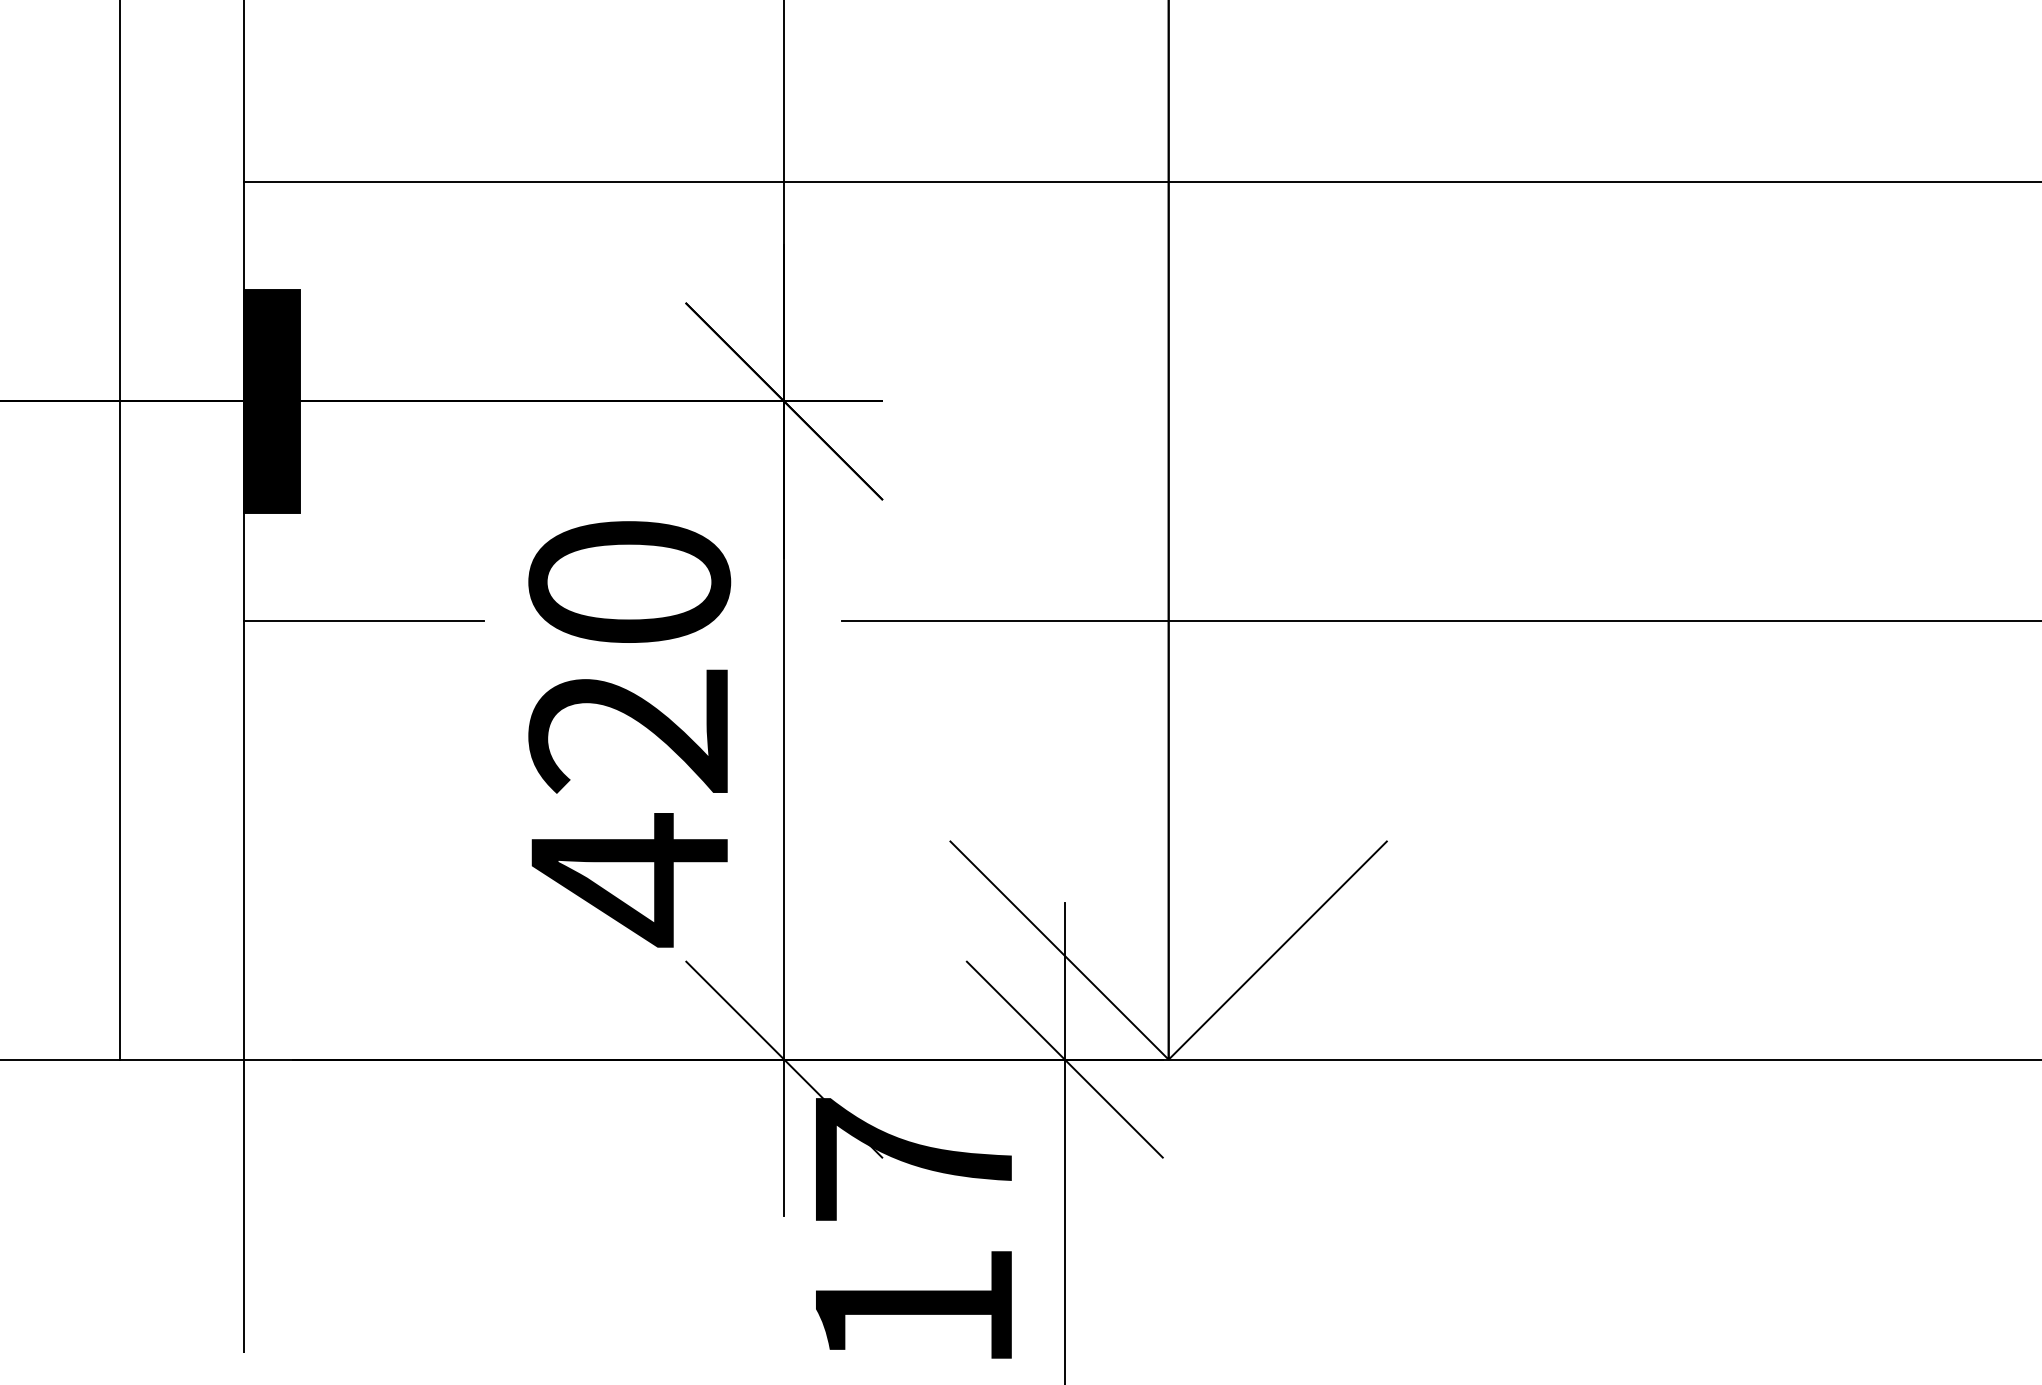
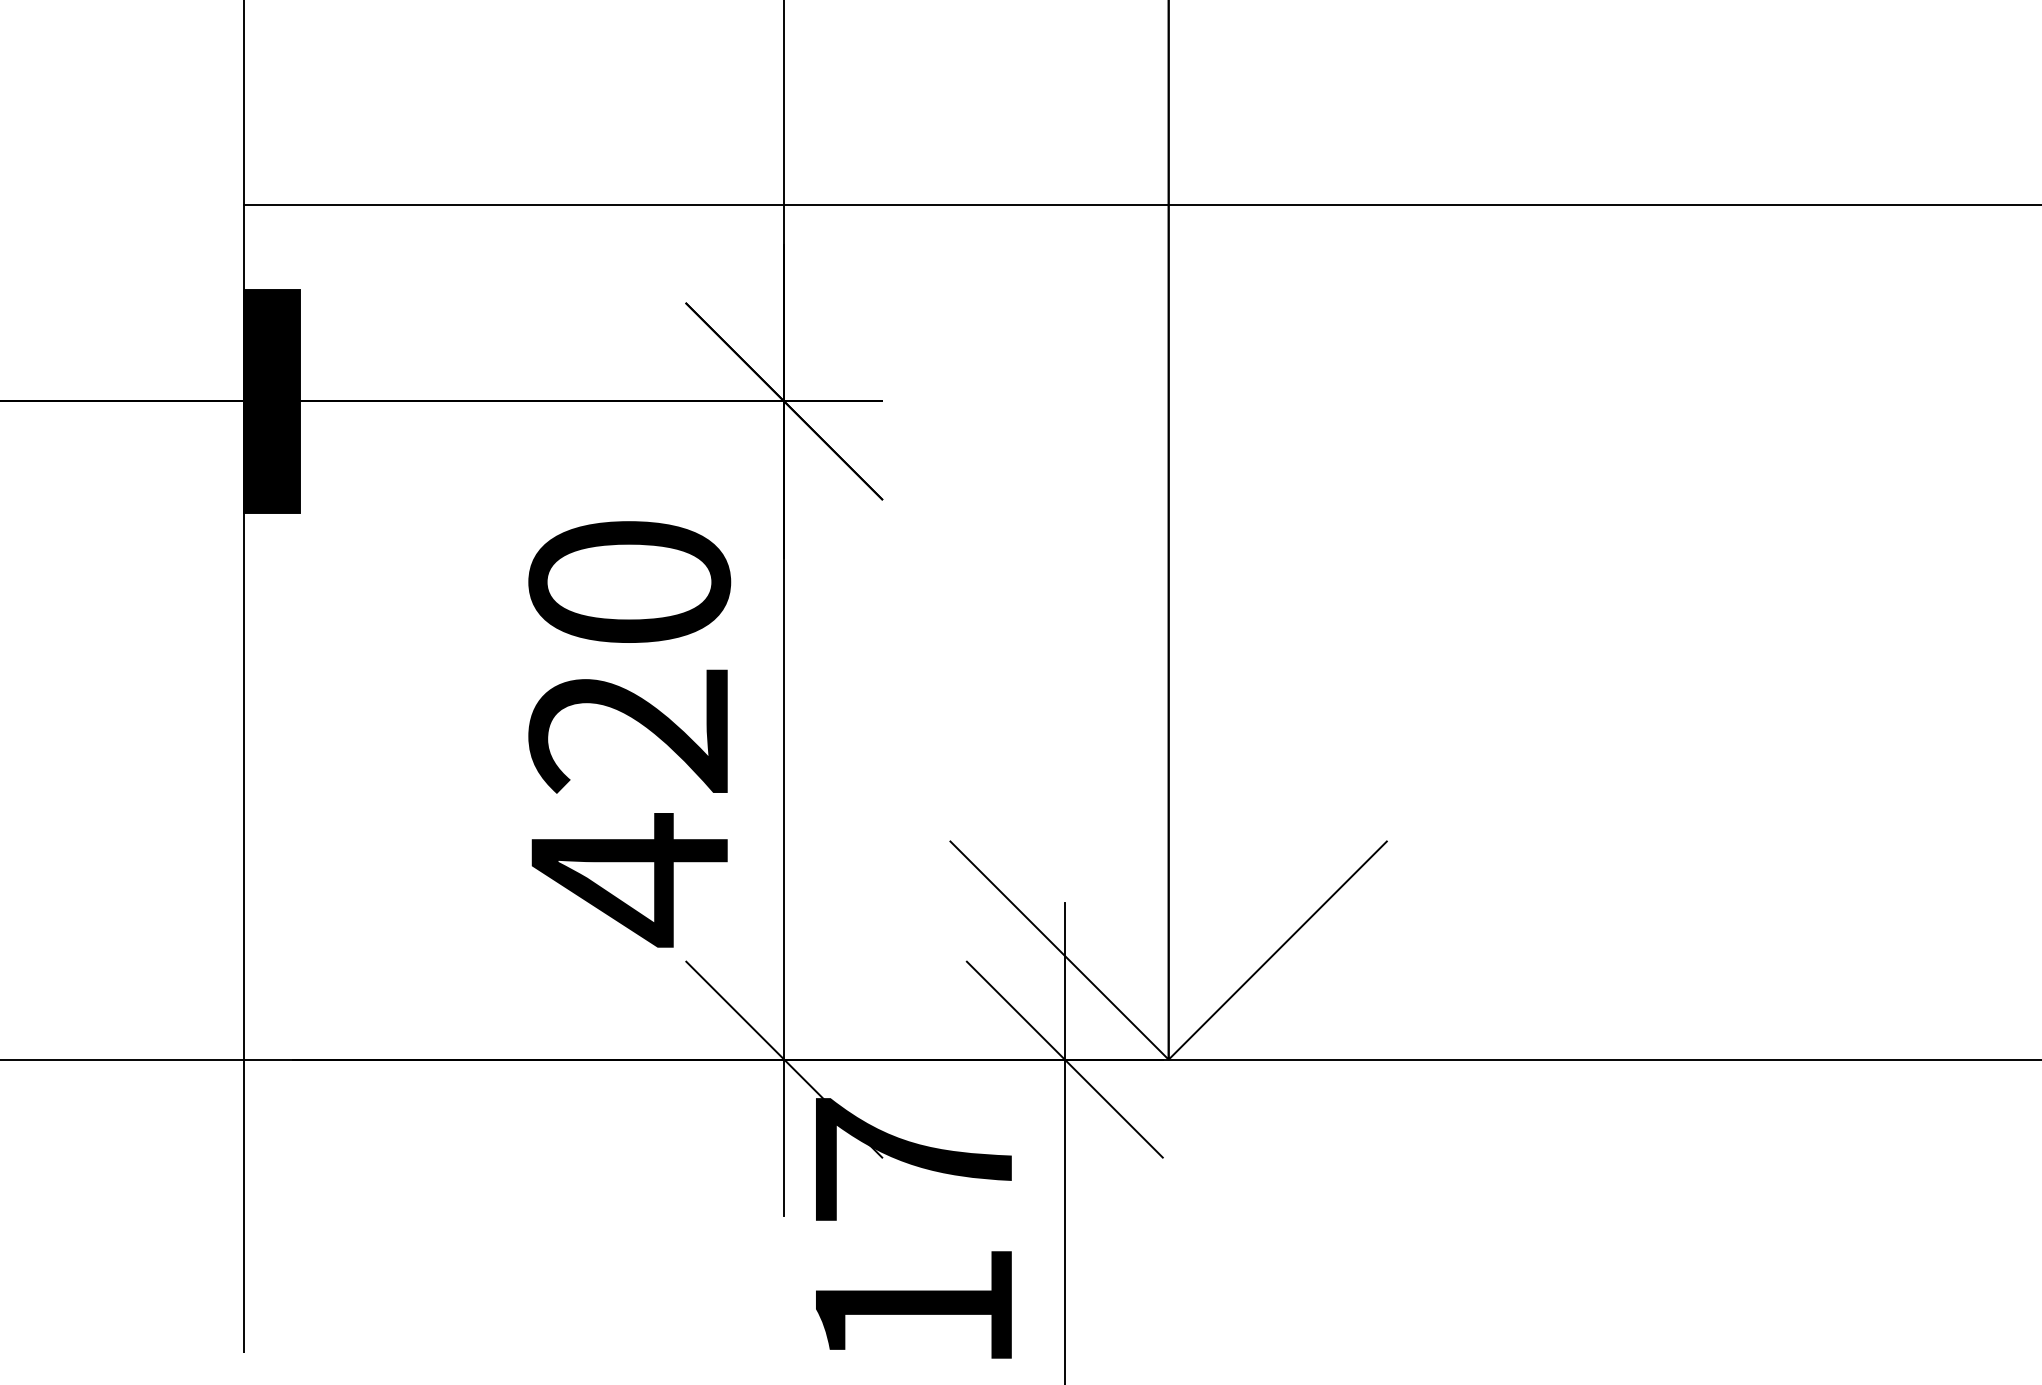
line position: (1141, 182) -> (1141, 205) (1141, 205)
line: present -> none (119, 530)
line: present -> none (364, 620)
line: present -> none (1439, 620)
